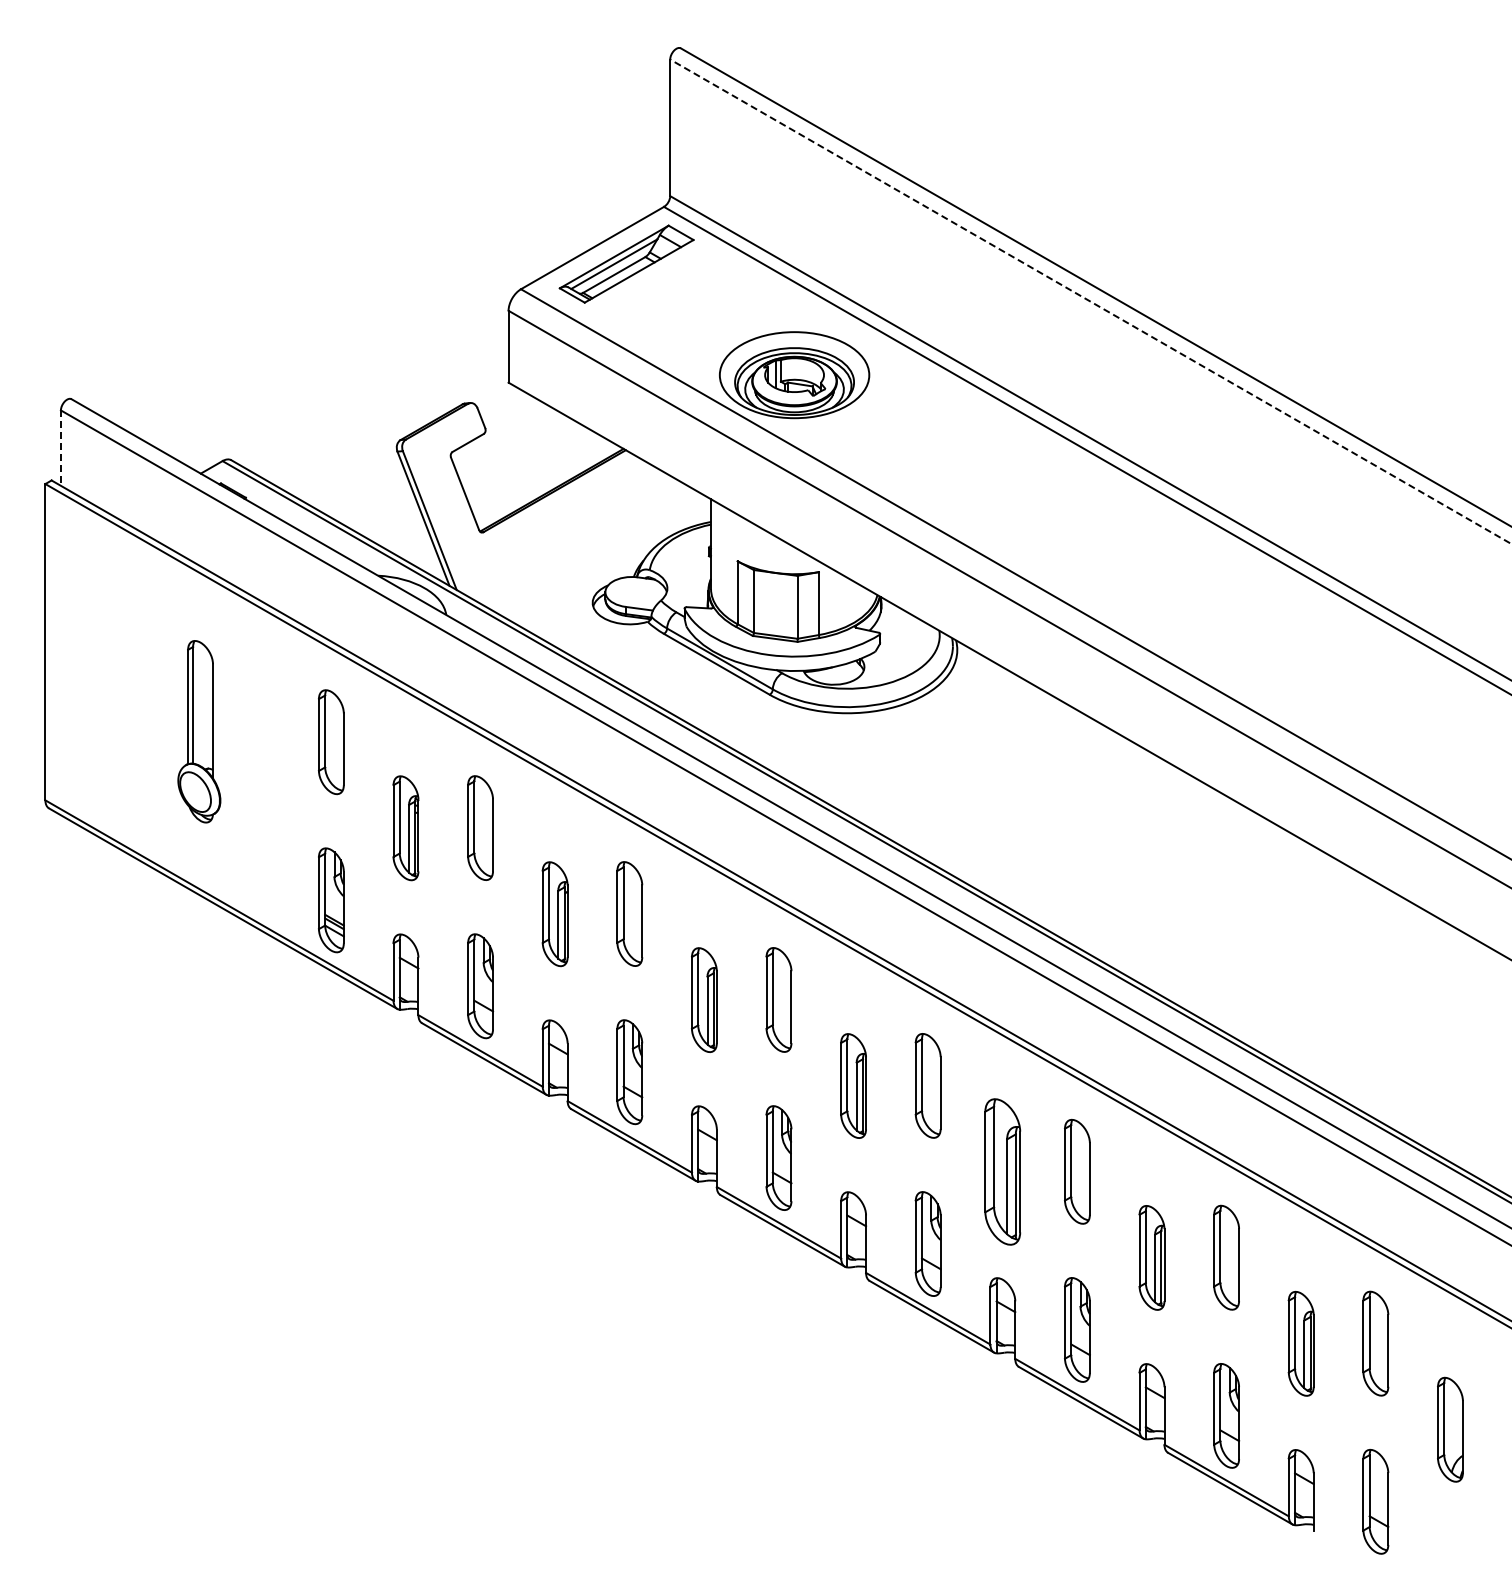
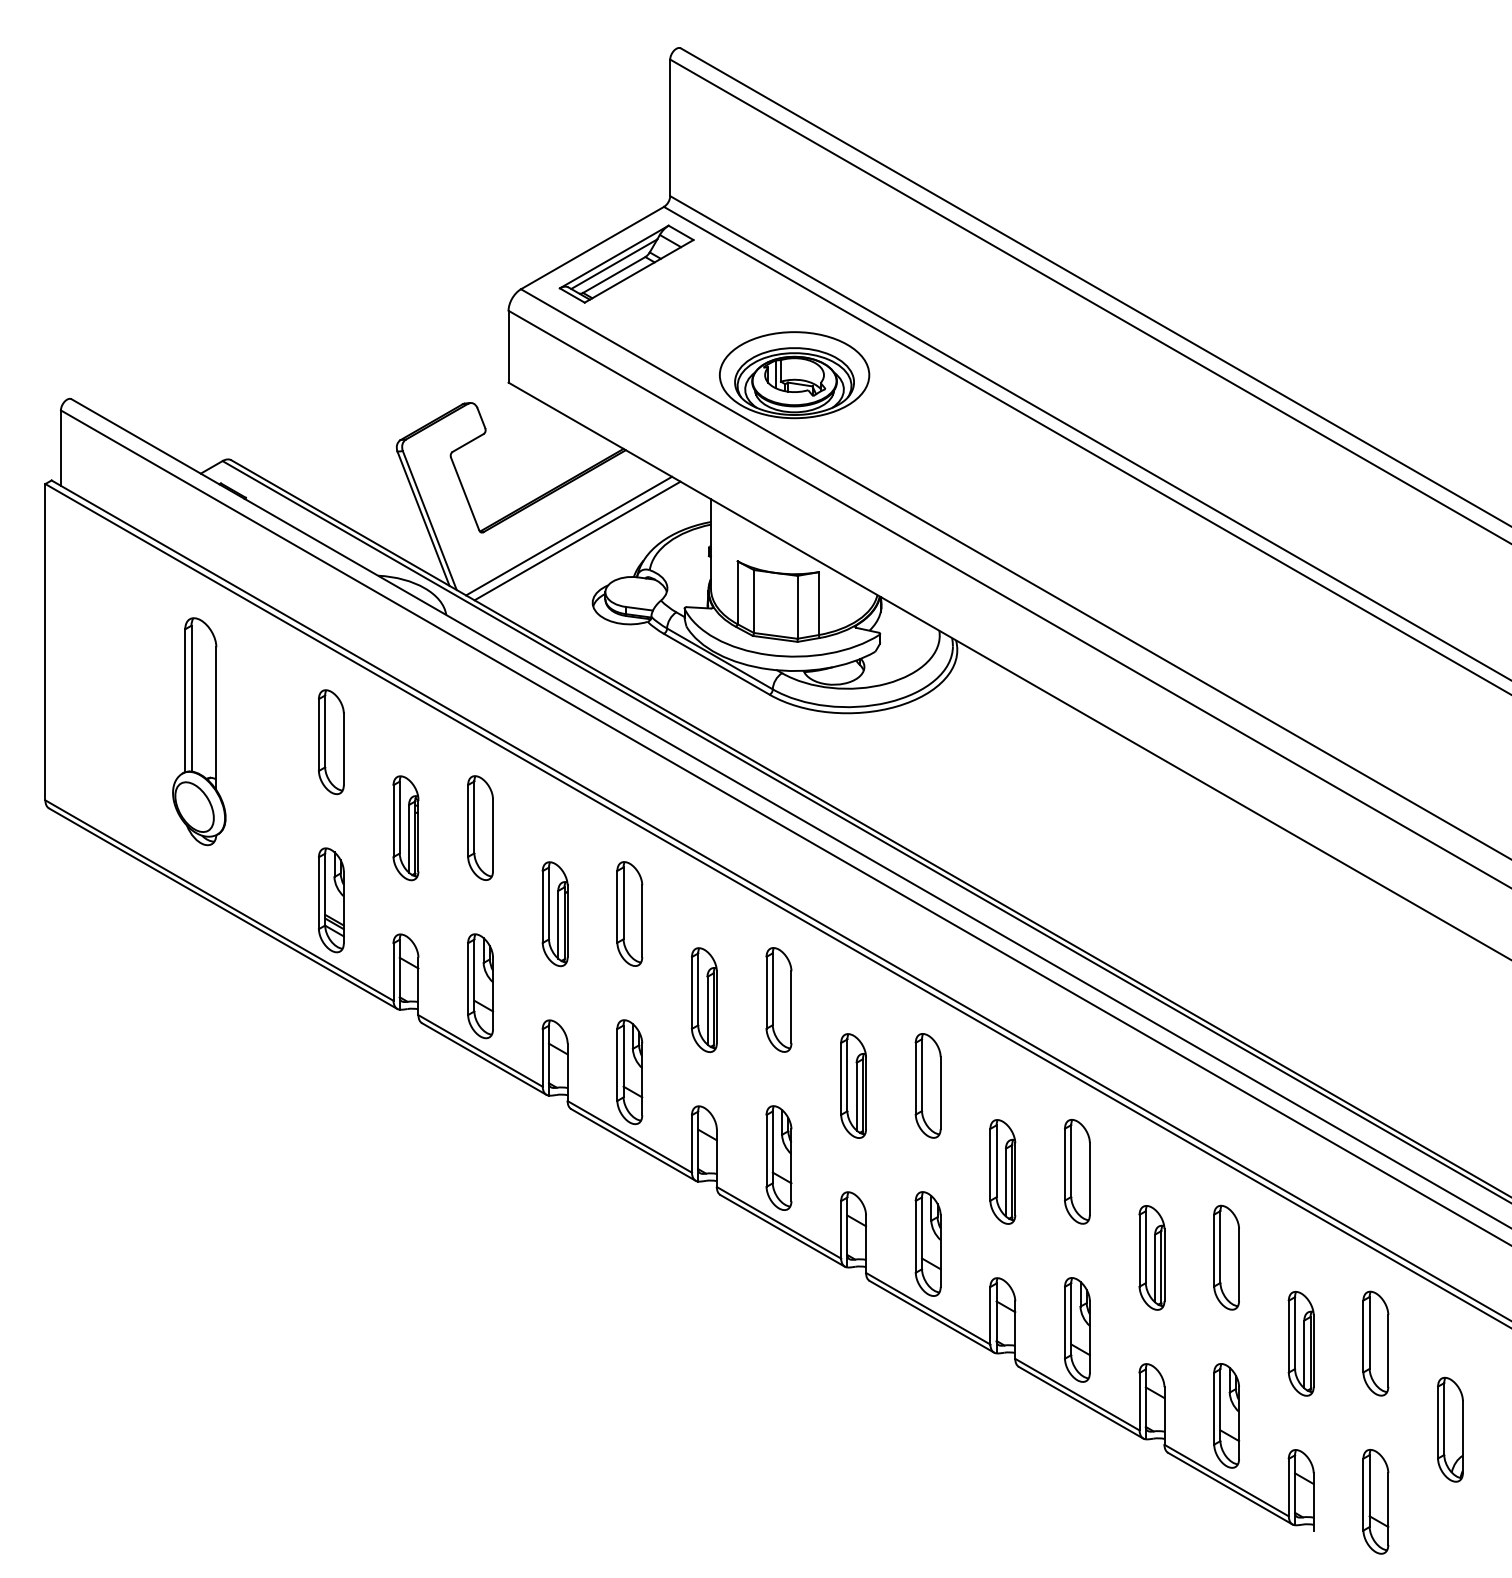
line: dashed -> solid (1090, 301)
line: dashed -> solid (60, 448)
line: none -> present (569, 535)
line: none -> present (577, 540)
part size: 45x184 px -> 55x230 px (199, 731)
part size: 38x148 px -> 28x106 px (1002, 1171)
